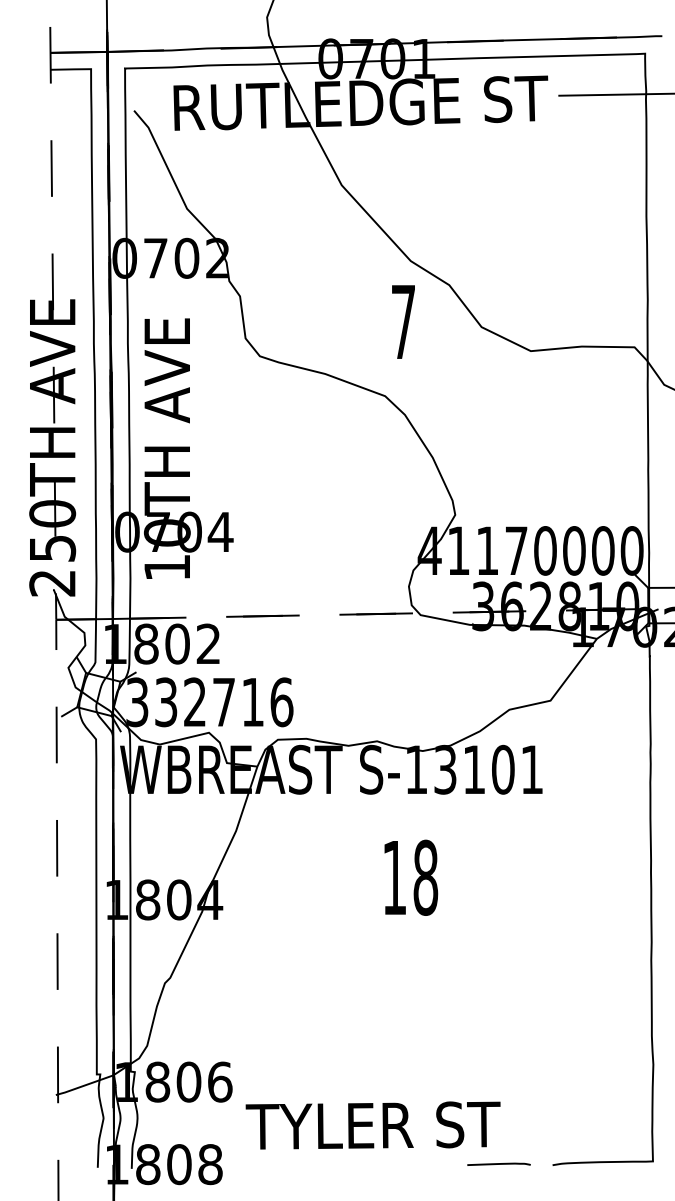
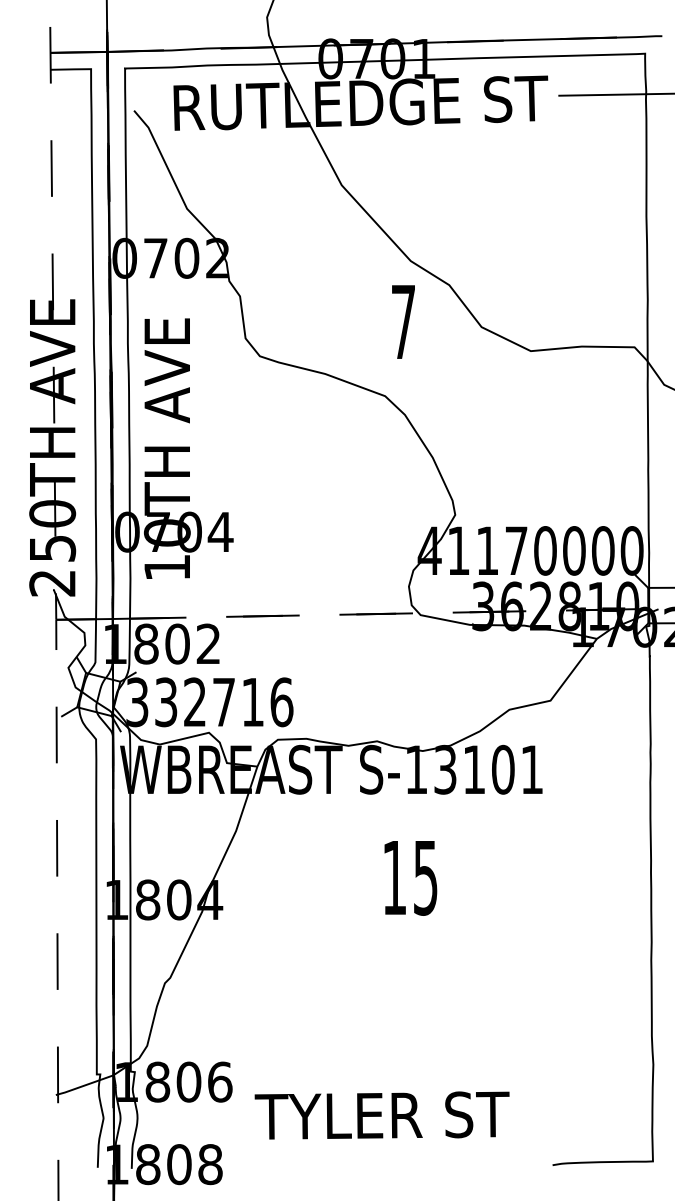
text: 18 -> 15 (425, 877)
text position: (372, 1125) -> (381, 1115) (381, 1115)
curve: present -> none (498, 1163)
